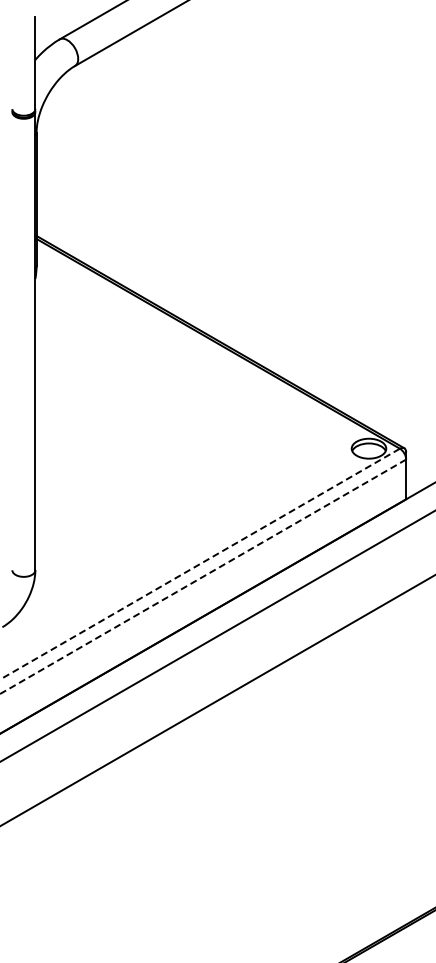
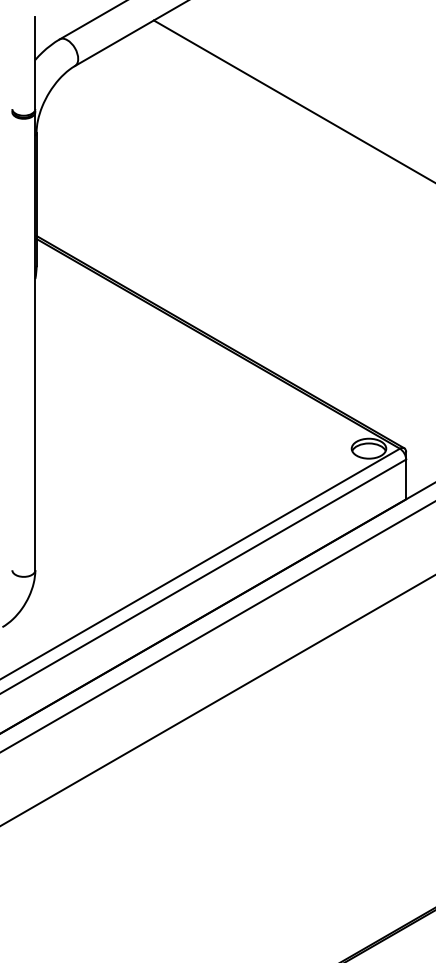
line: none -> present (292, 100)
line: dashed -> solid (200, 564)
line: dashed -> solid (202, 576)
line position: (217, 636) -> (217, 626) (217, 626)
